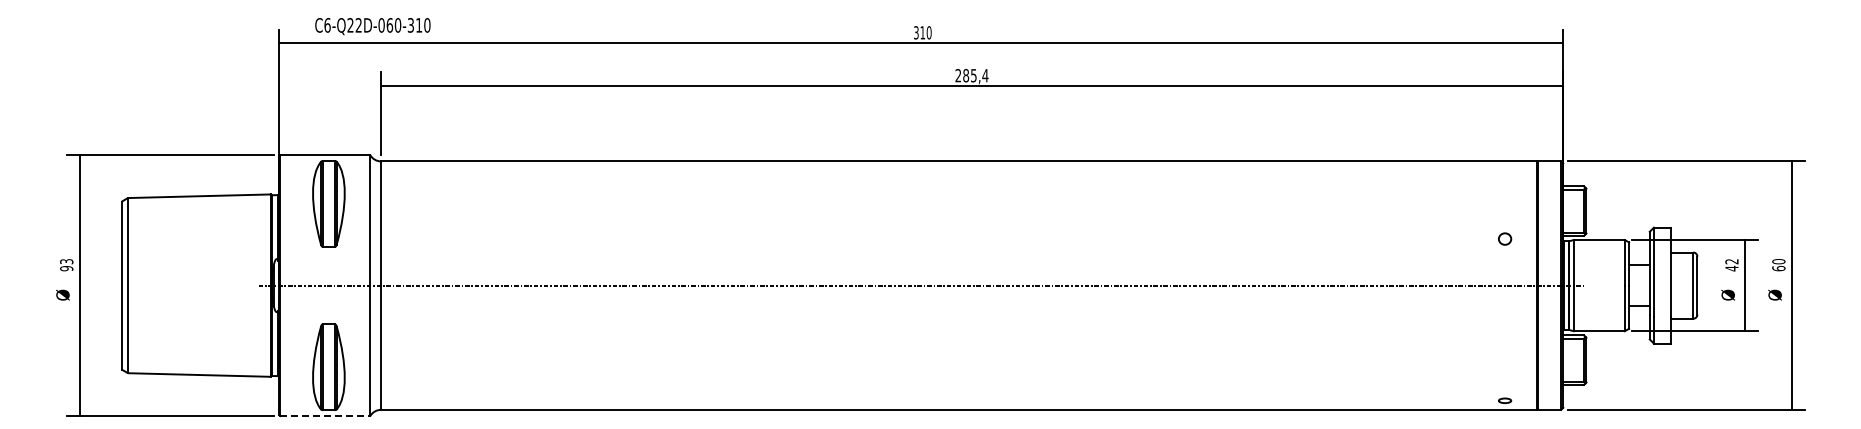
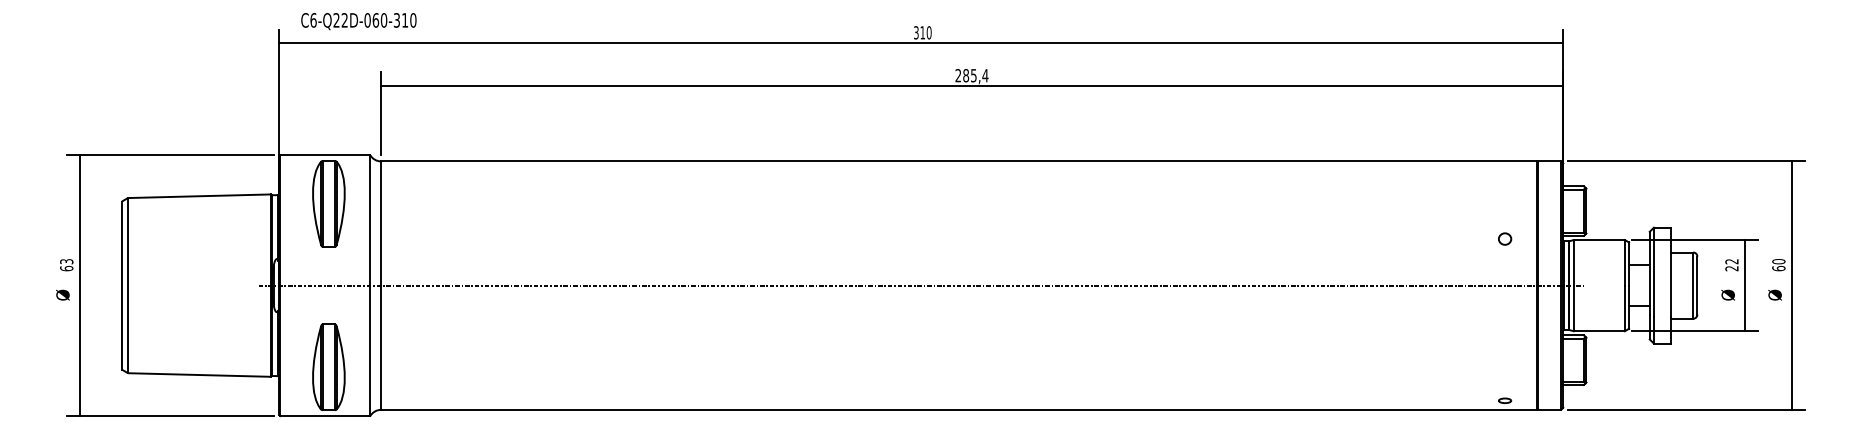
text position: (372, 26) -> (358, 21) (358, 21)
text: 93 -> 63 (66, 268)
text: 42 -> 22 (1731, 268)
line: dashed -> solid (325, 416)
